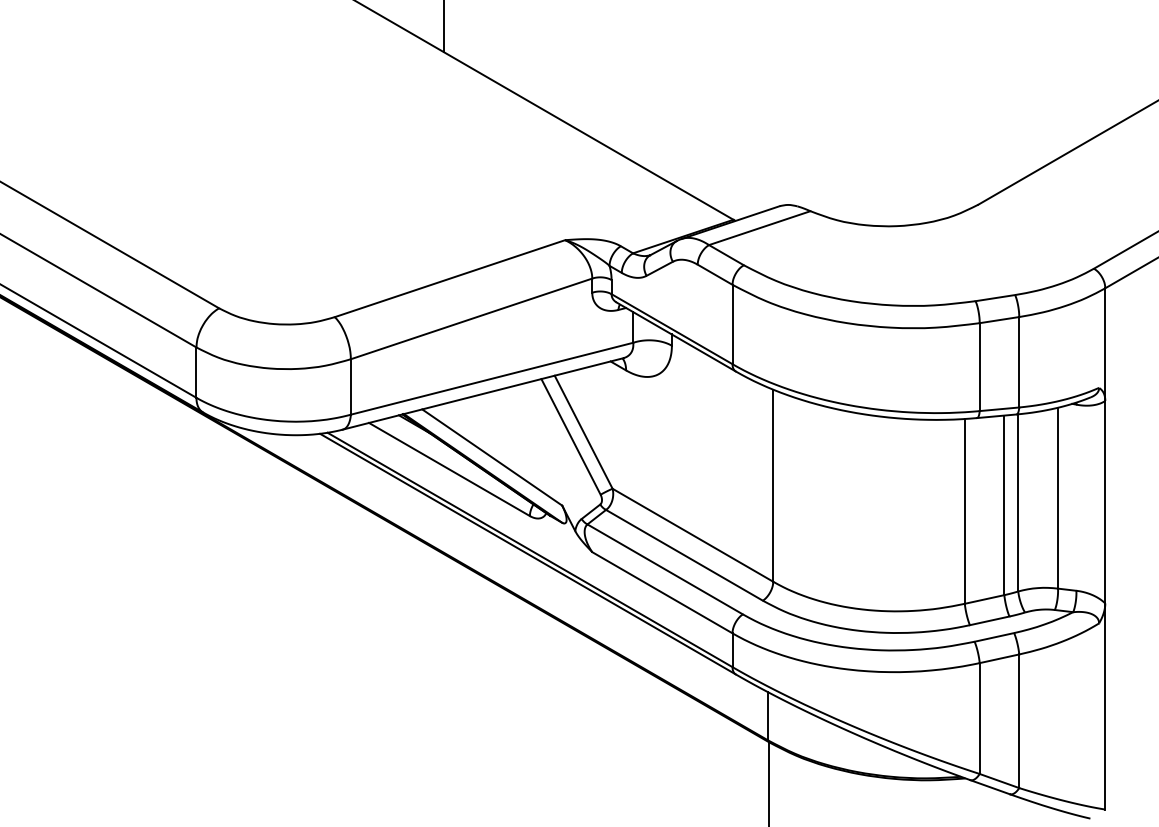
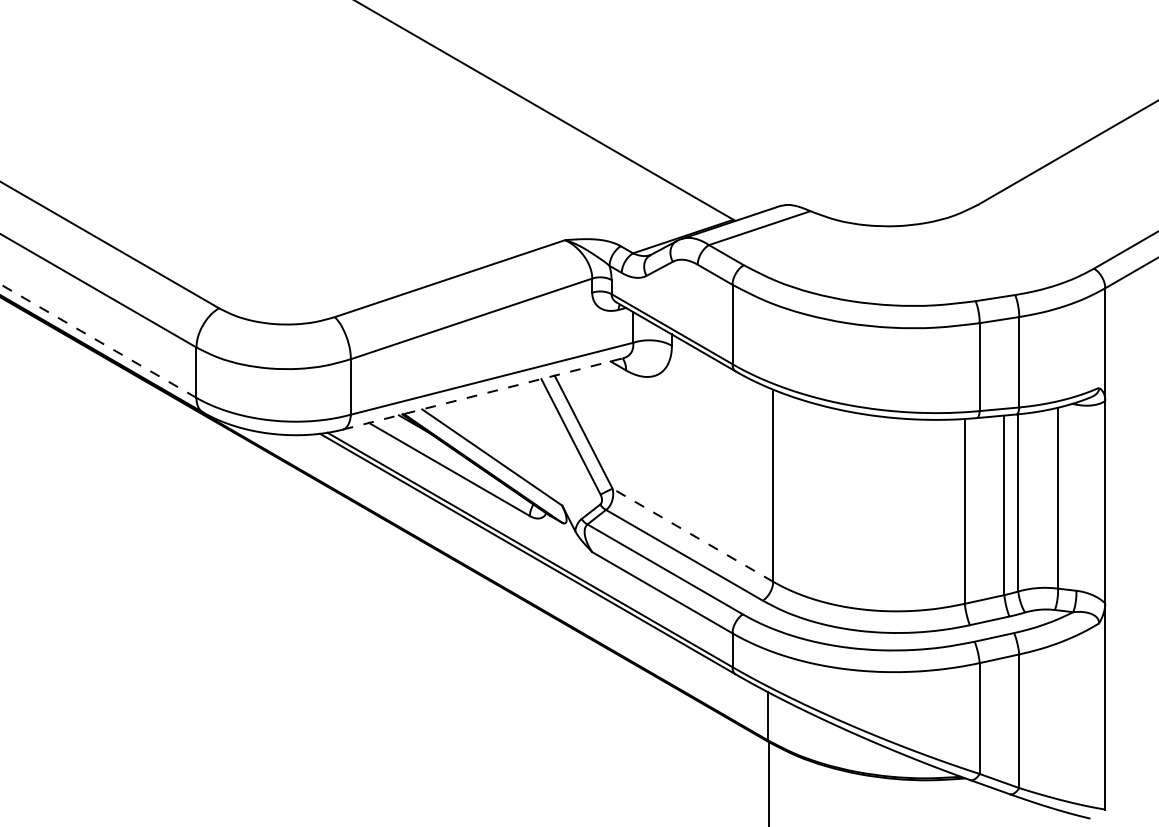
line: present -> none (444, 27)
line: solid -> dashed (97, 340)
line: solid -> dashed (482, 393)
line: solid -> dashed (692, 535)
